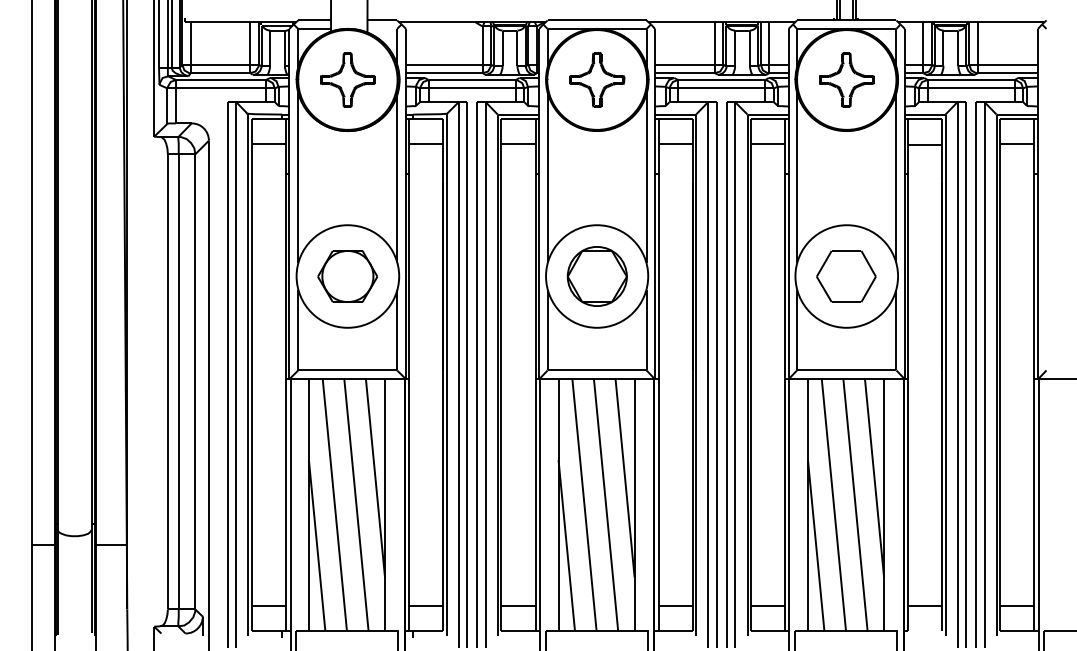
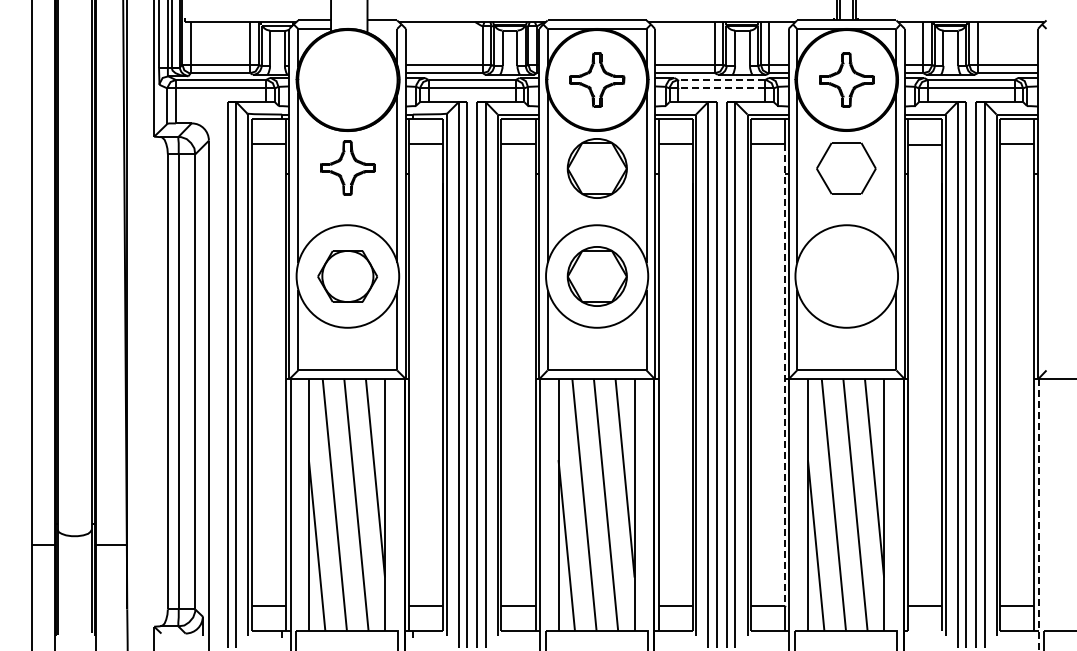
part position: (347, 79) -> (347, 167) (347, 167)
line: solid -> dashed (720, 80)
line: solid -> dashed (720, 88)
part: none -> present (596, 168)
part position: (846, 276) -> (846, 168) (846, 168)
line: solid -> dashed (784, 375)
line: solid -> dashed (1038, 515)
